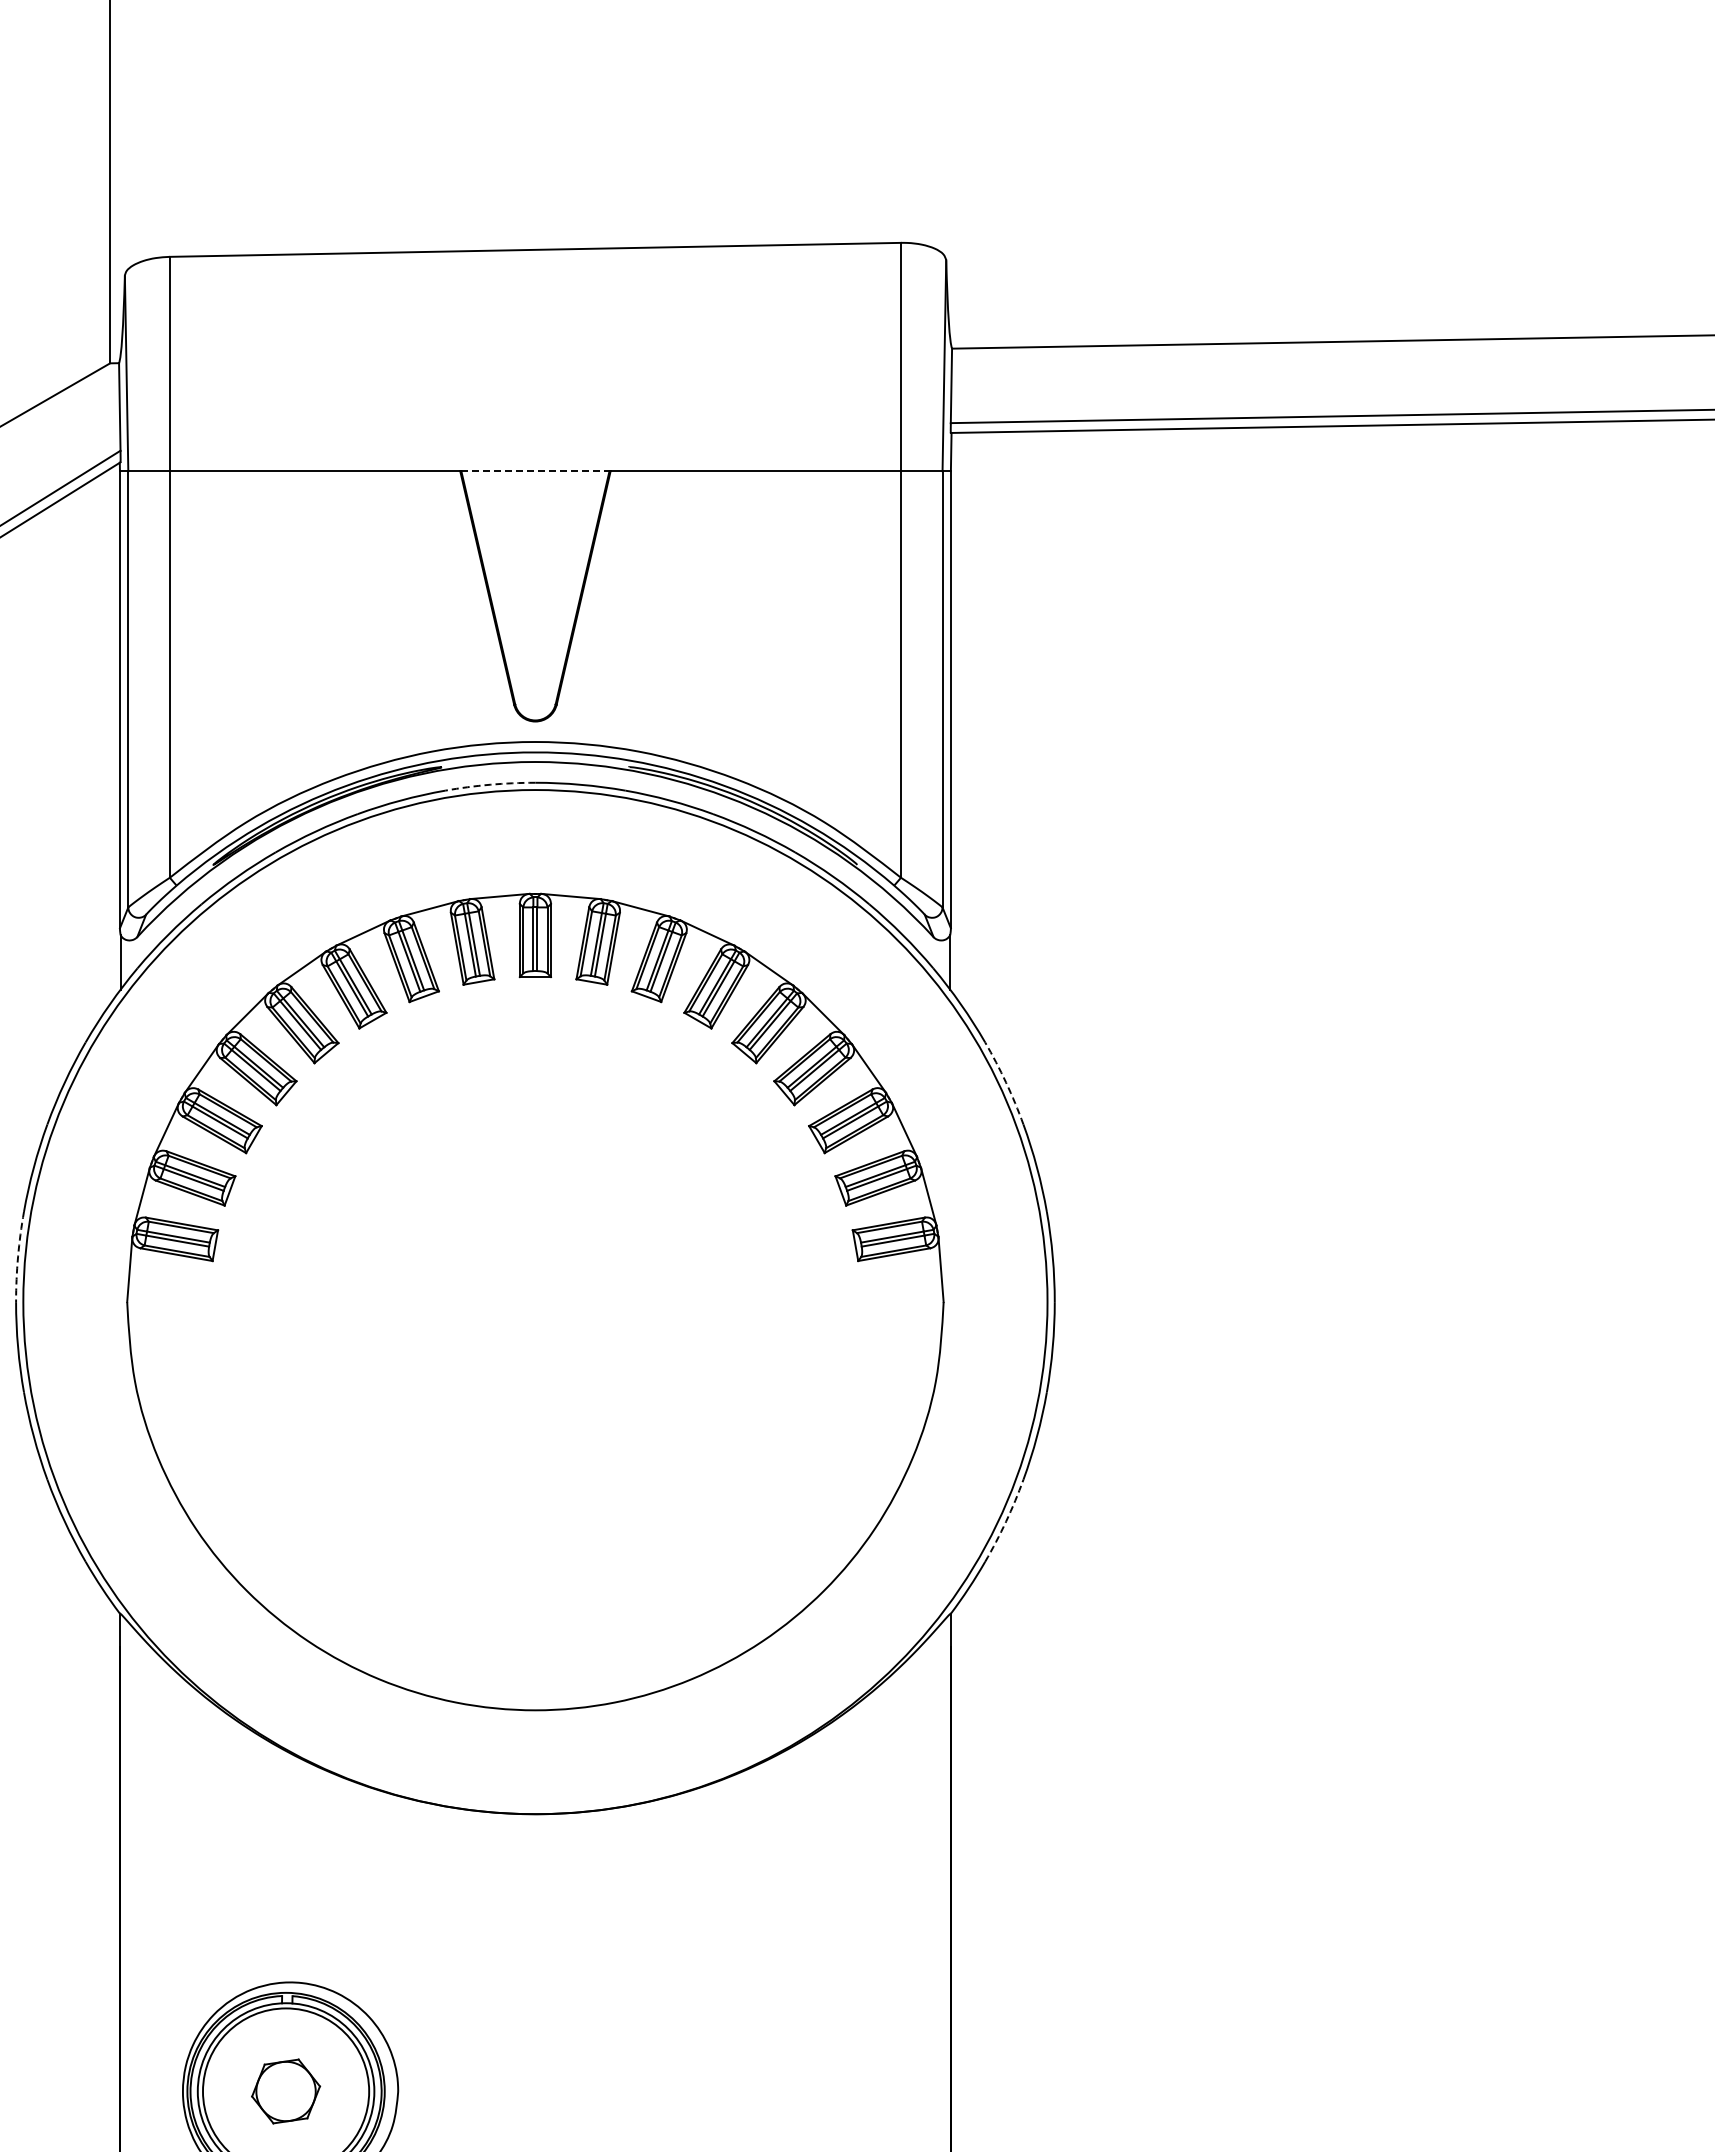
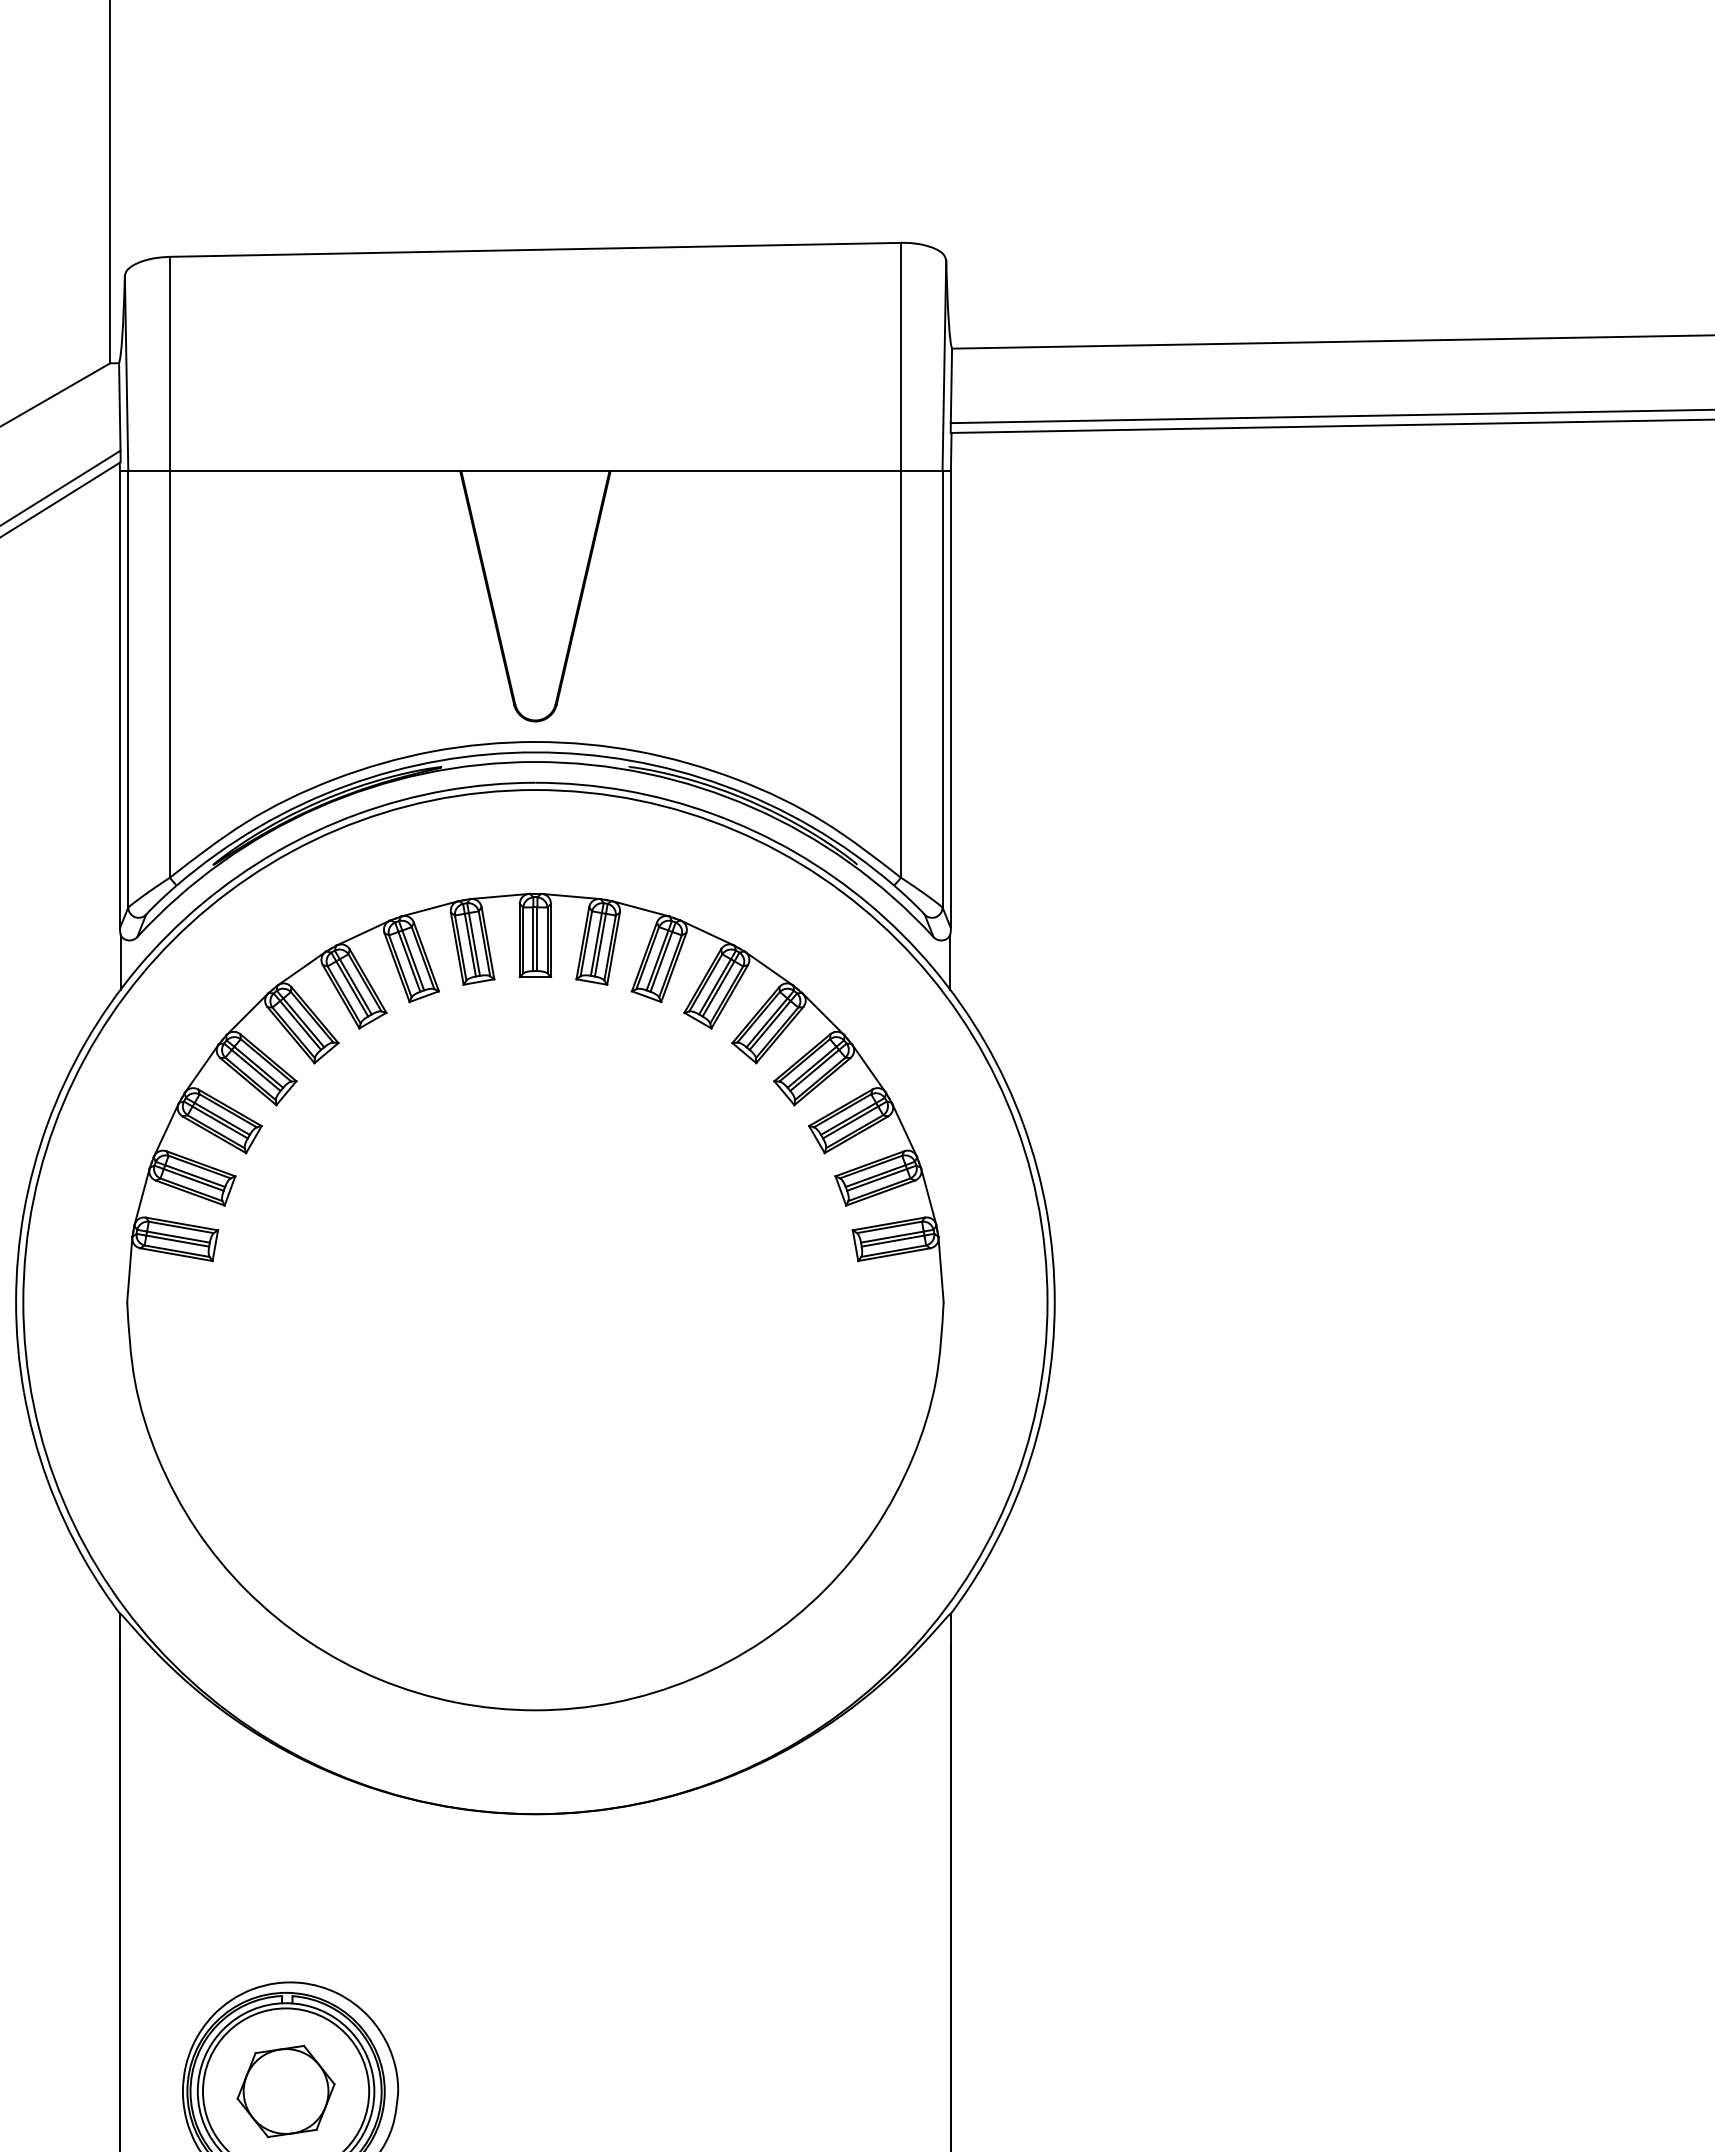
line: dashed -> solid (535, 471)
arc: dashed -> solid (490, 784)
arc: dashed -> solid (1006, 1082)
arc: dashed -> solid (18, 1256)
arc: dashed -> solid (1006, 1521)
part size: 71x67 px -> 100x95 px (285, 2091)
